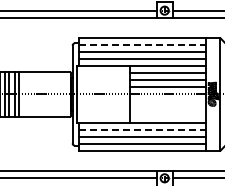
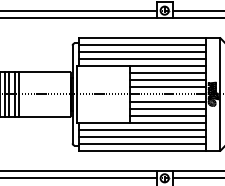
line: dashed -> solid (142, 45)
line: none -> present (168, 101)
line: none -> present (168, 108)
line: none -> present (168, 115)
line: dashed -> solid (142, 129)
